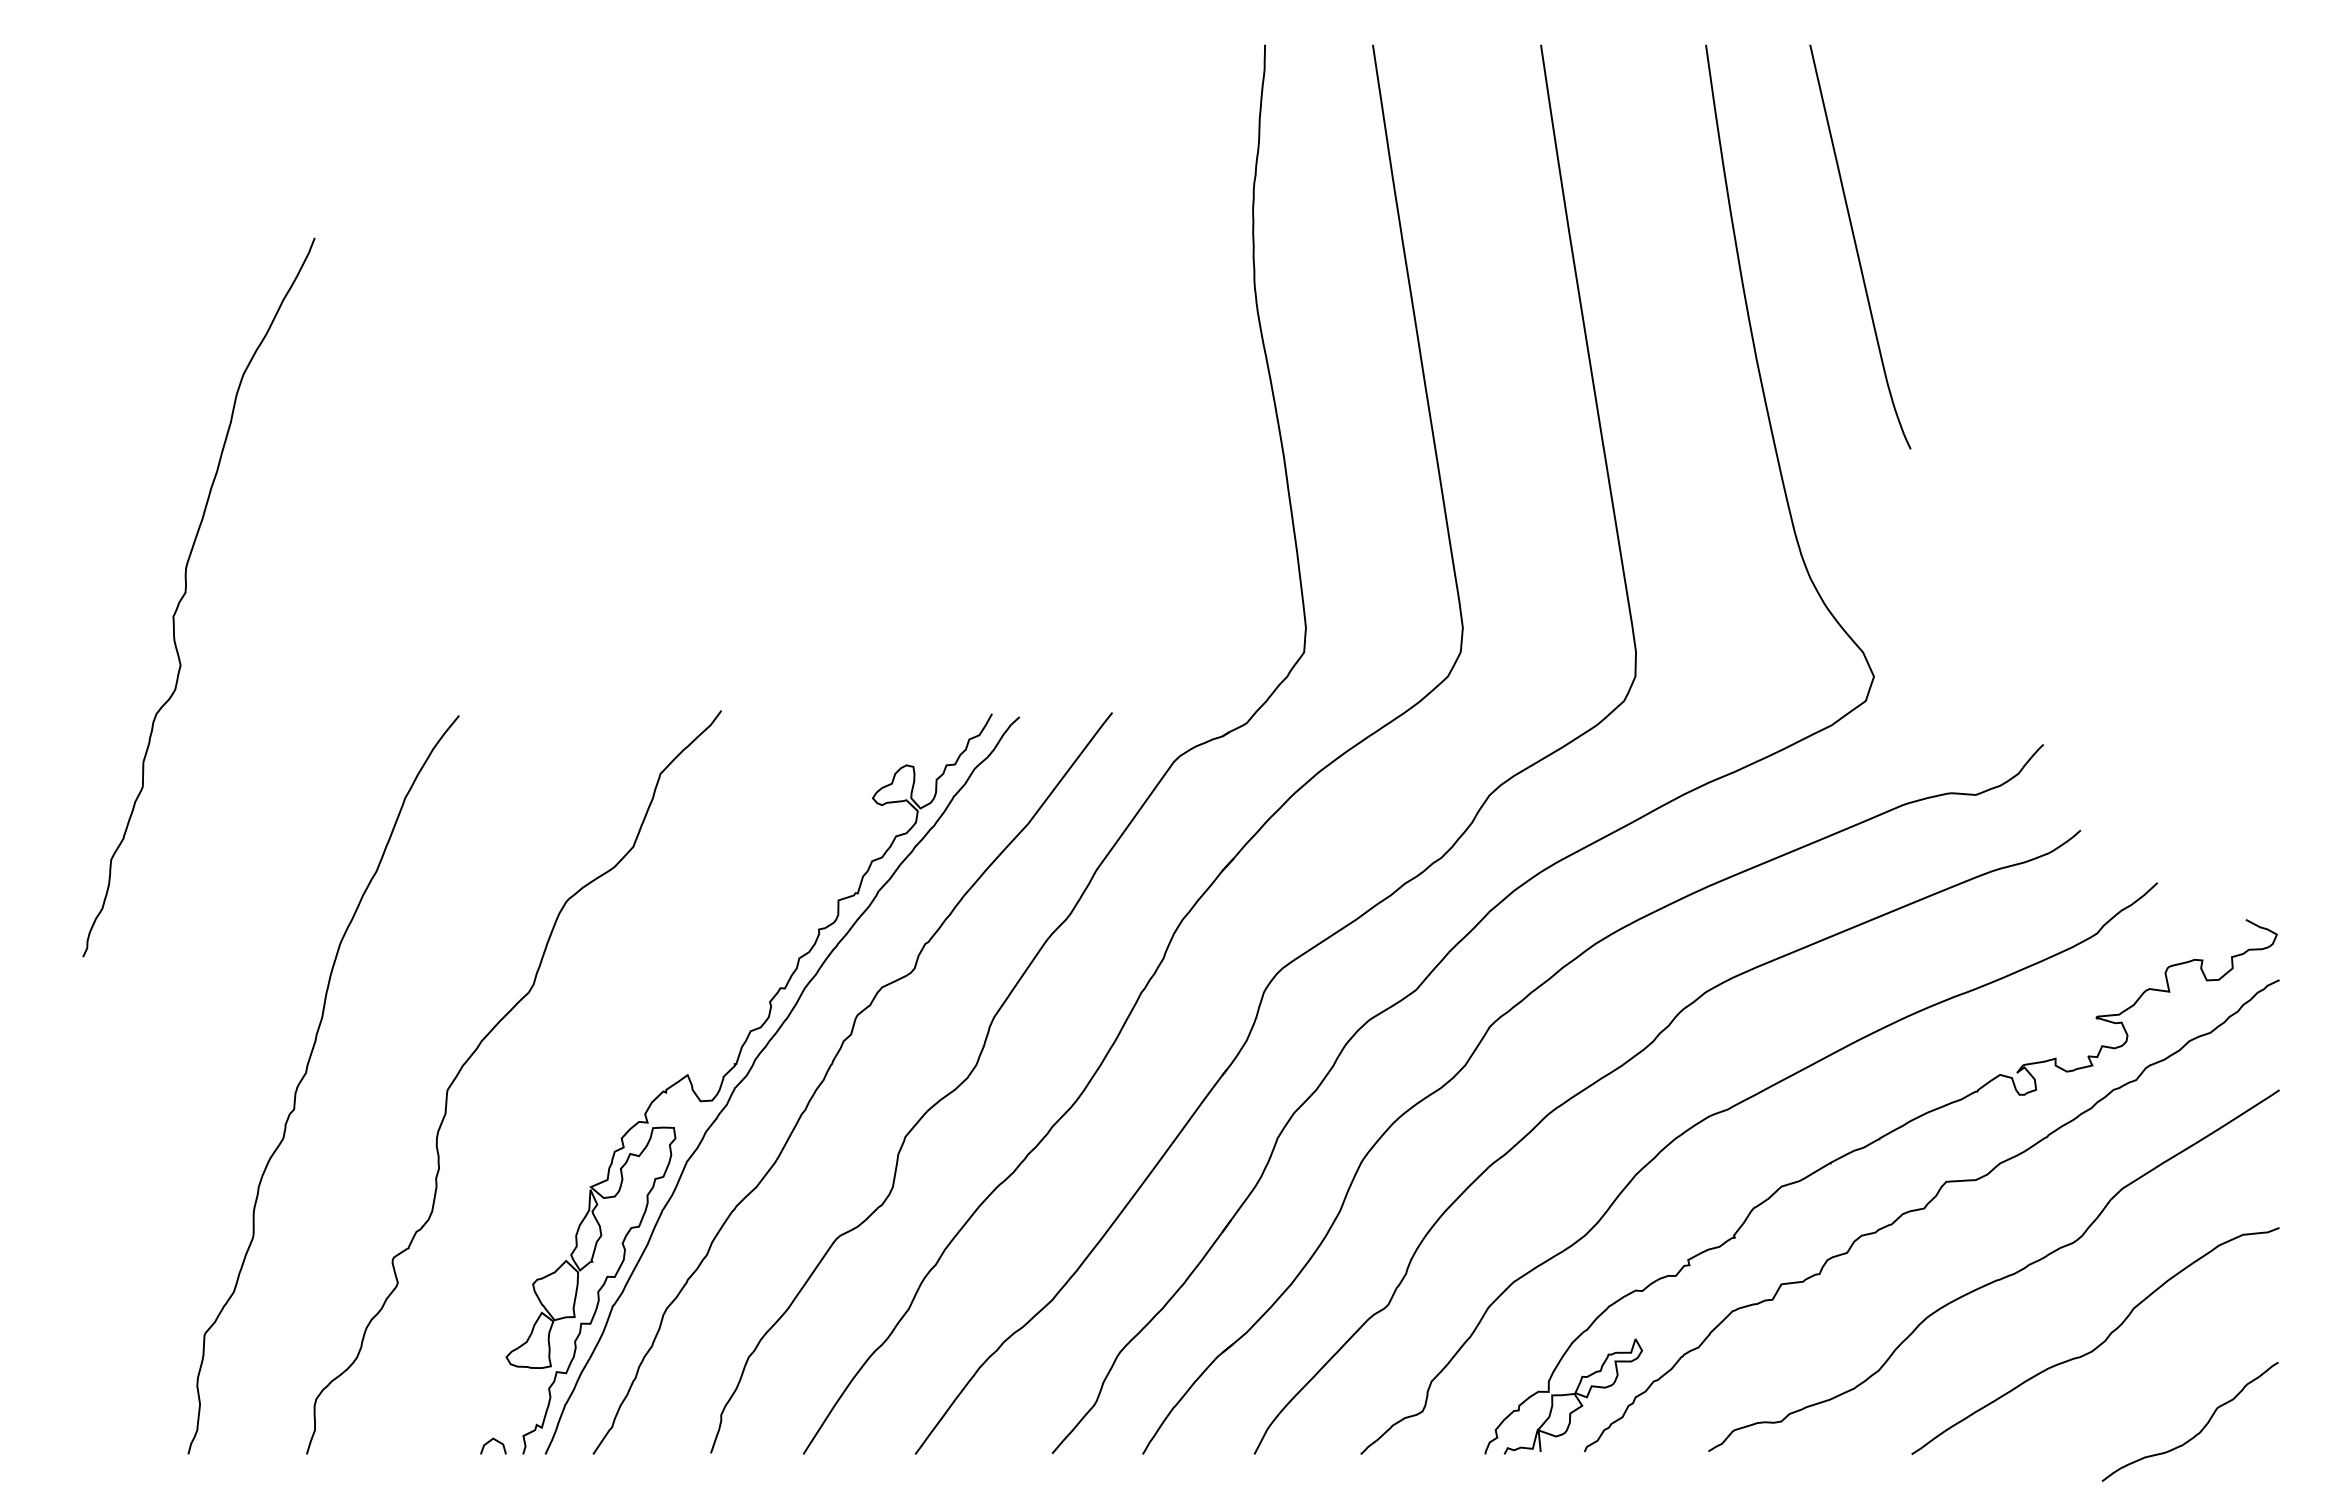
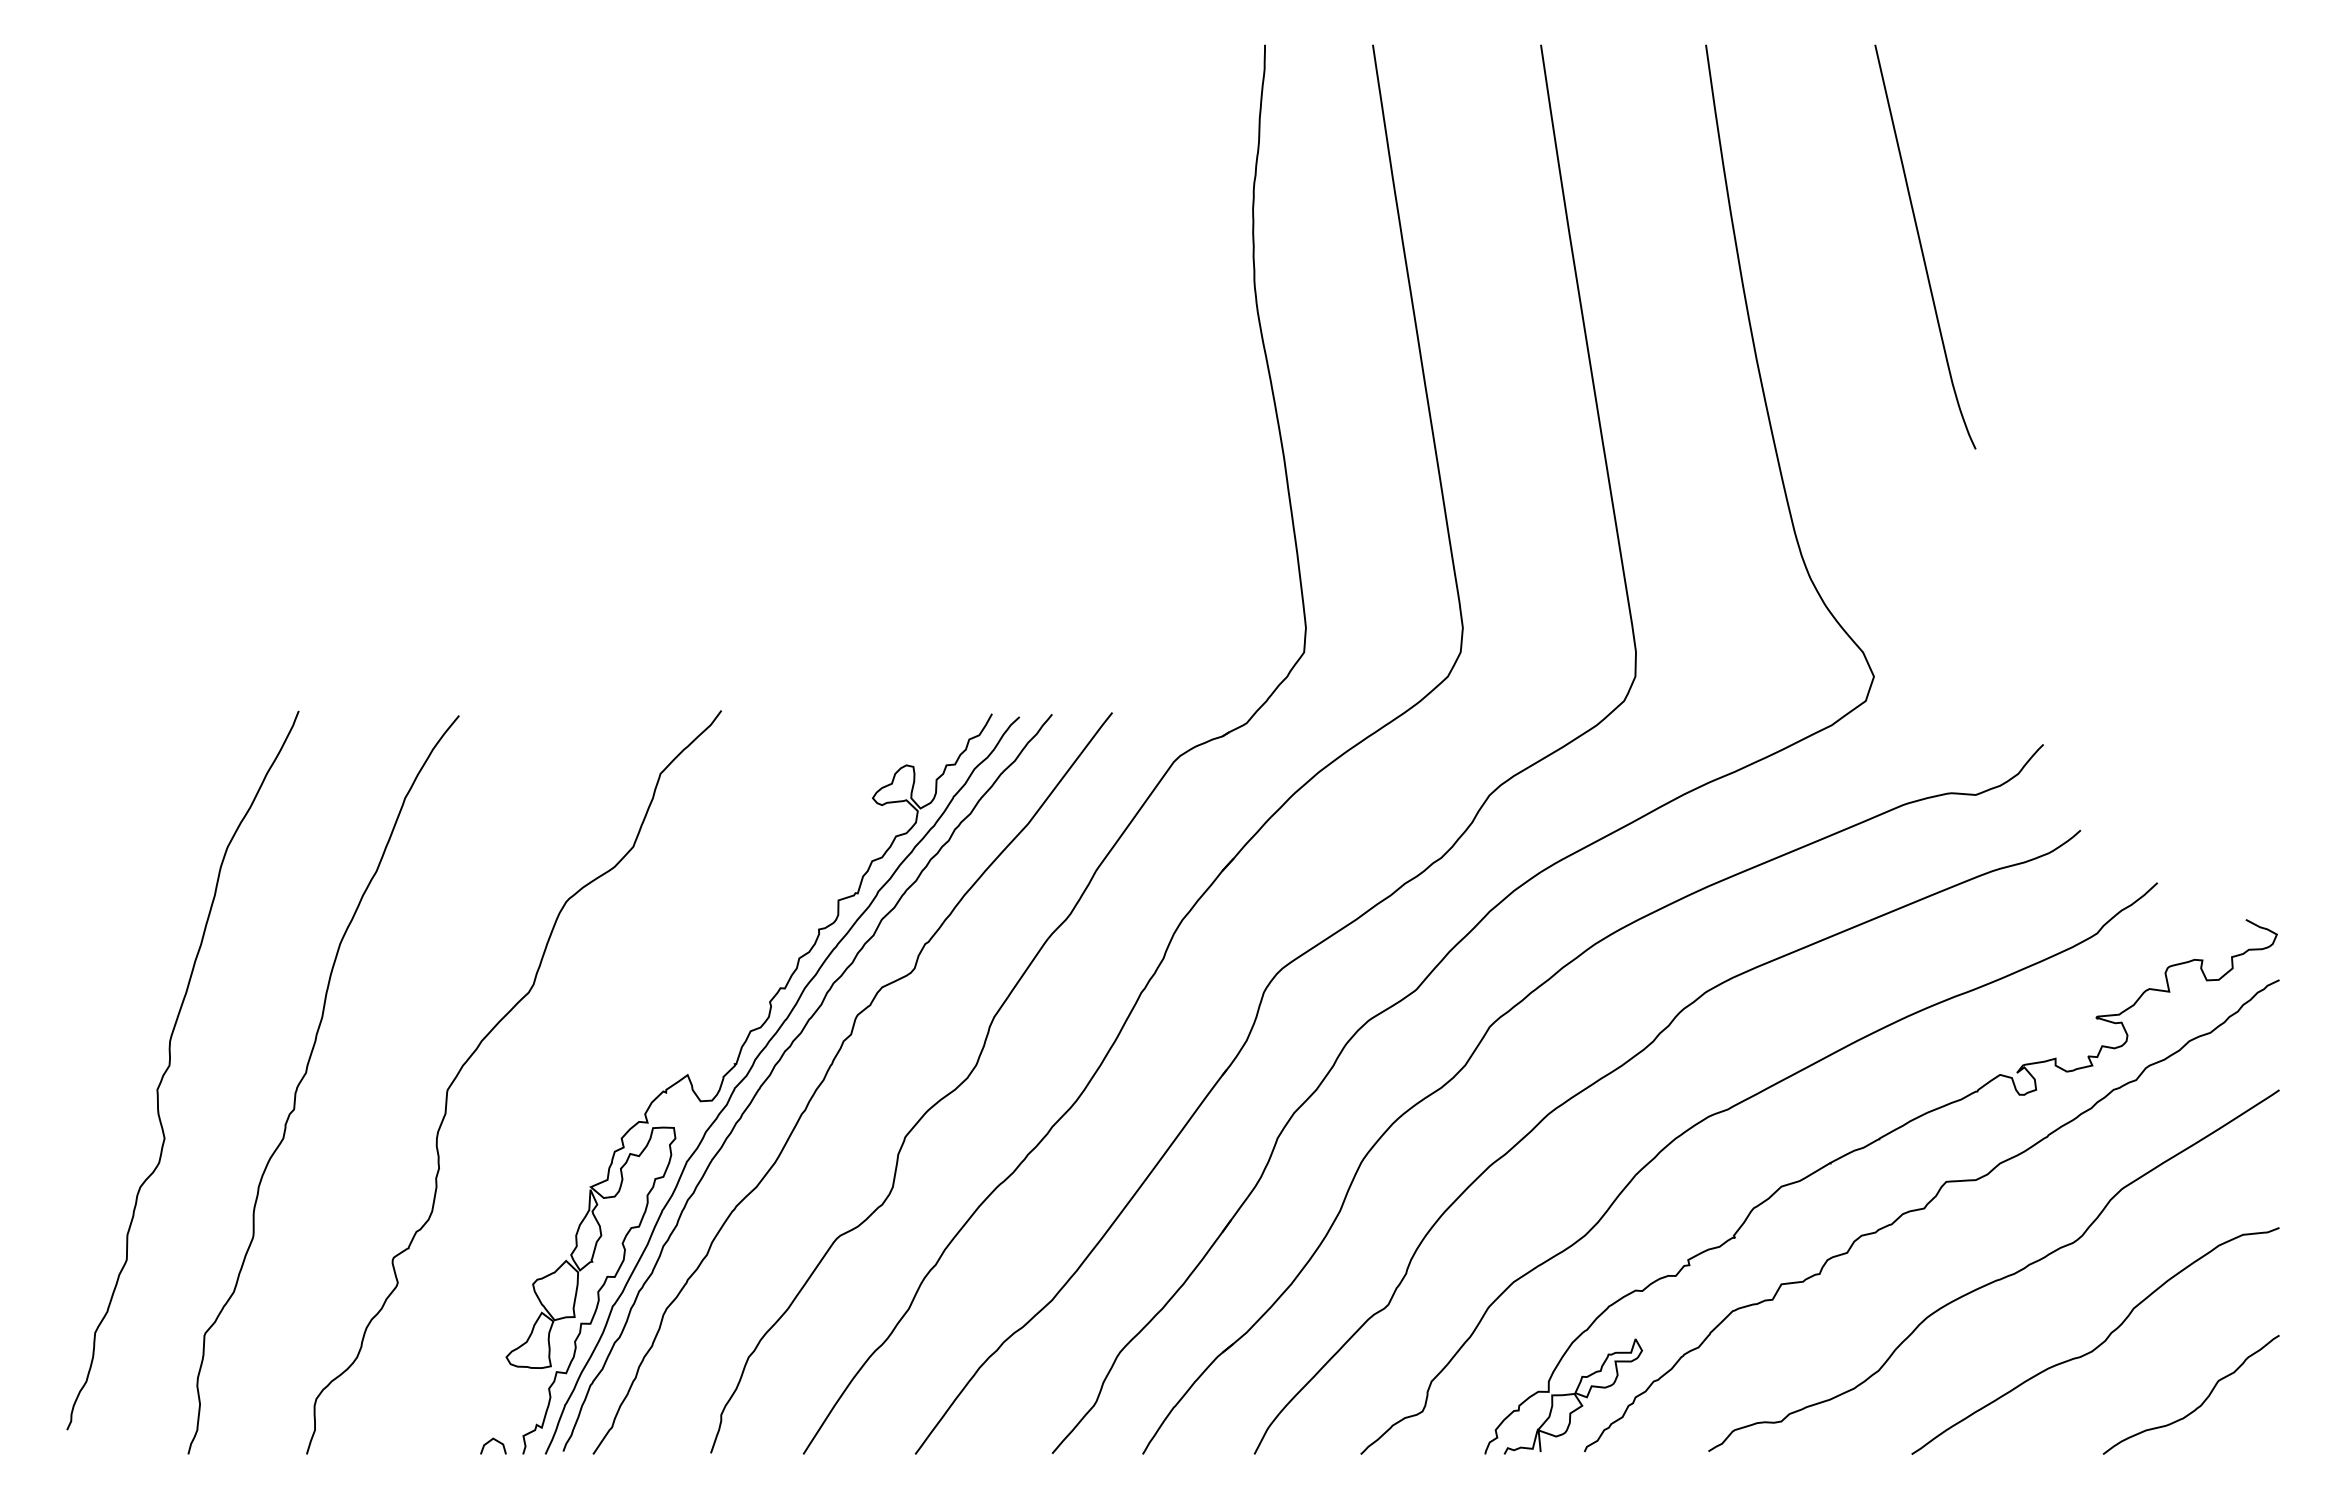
curve position: (1857, 247) -> (1922, 247) (1922, 247)
curve position: (186, 593) -> (170, 1066) (170, 1066)
curve: none -> present (778, 1063)
curve position: (2199, 1431) -> (2200, 1404) (2200, 1404)
